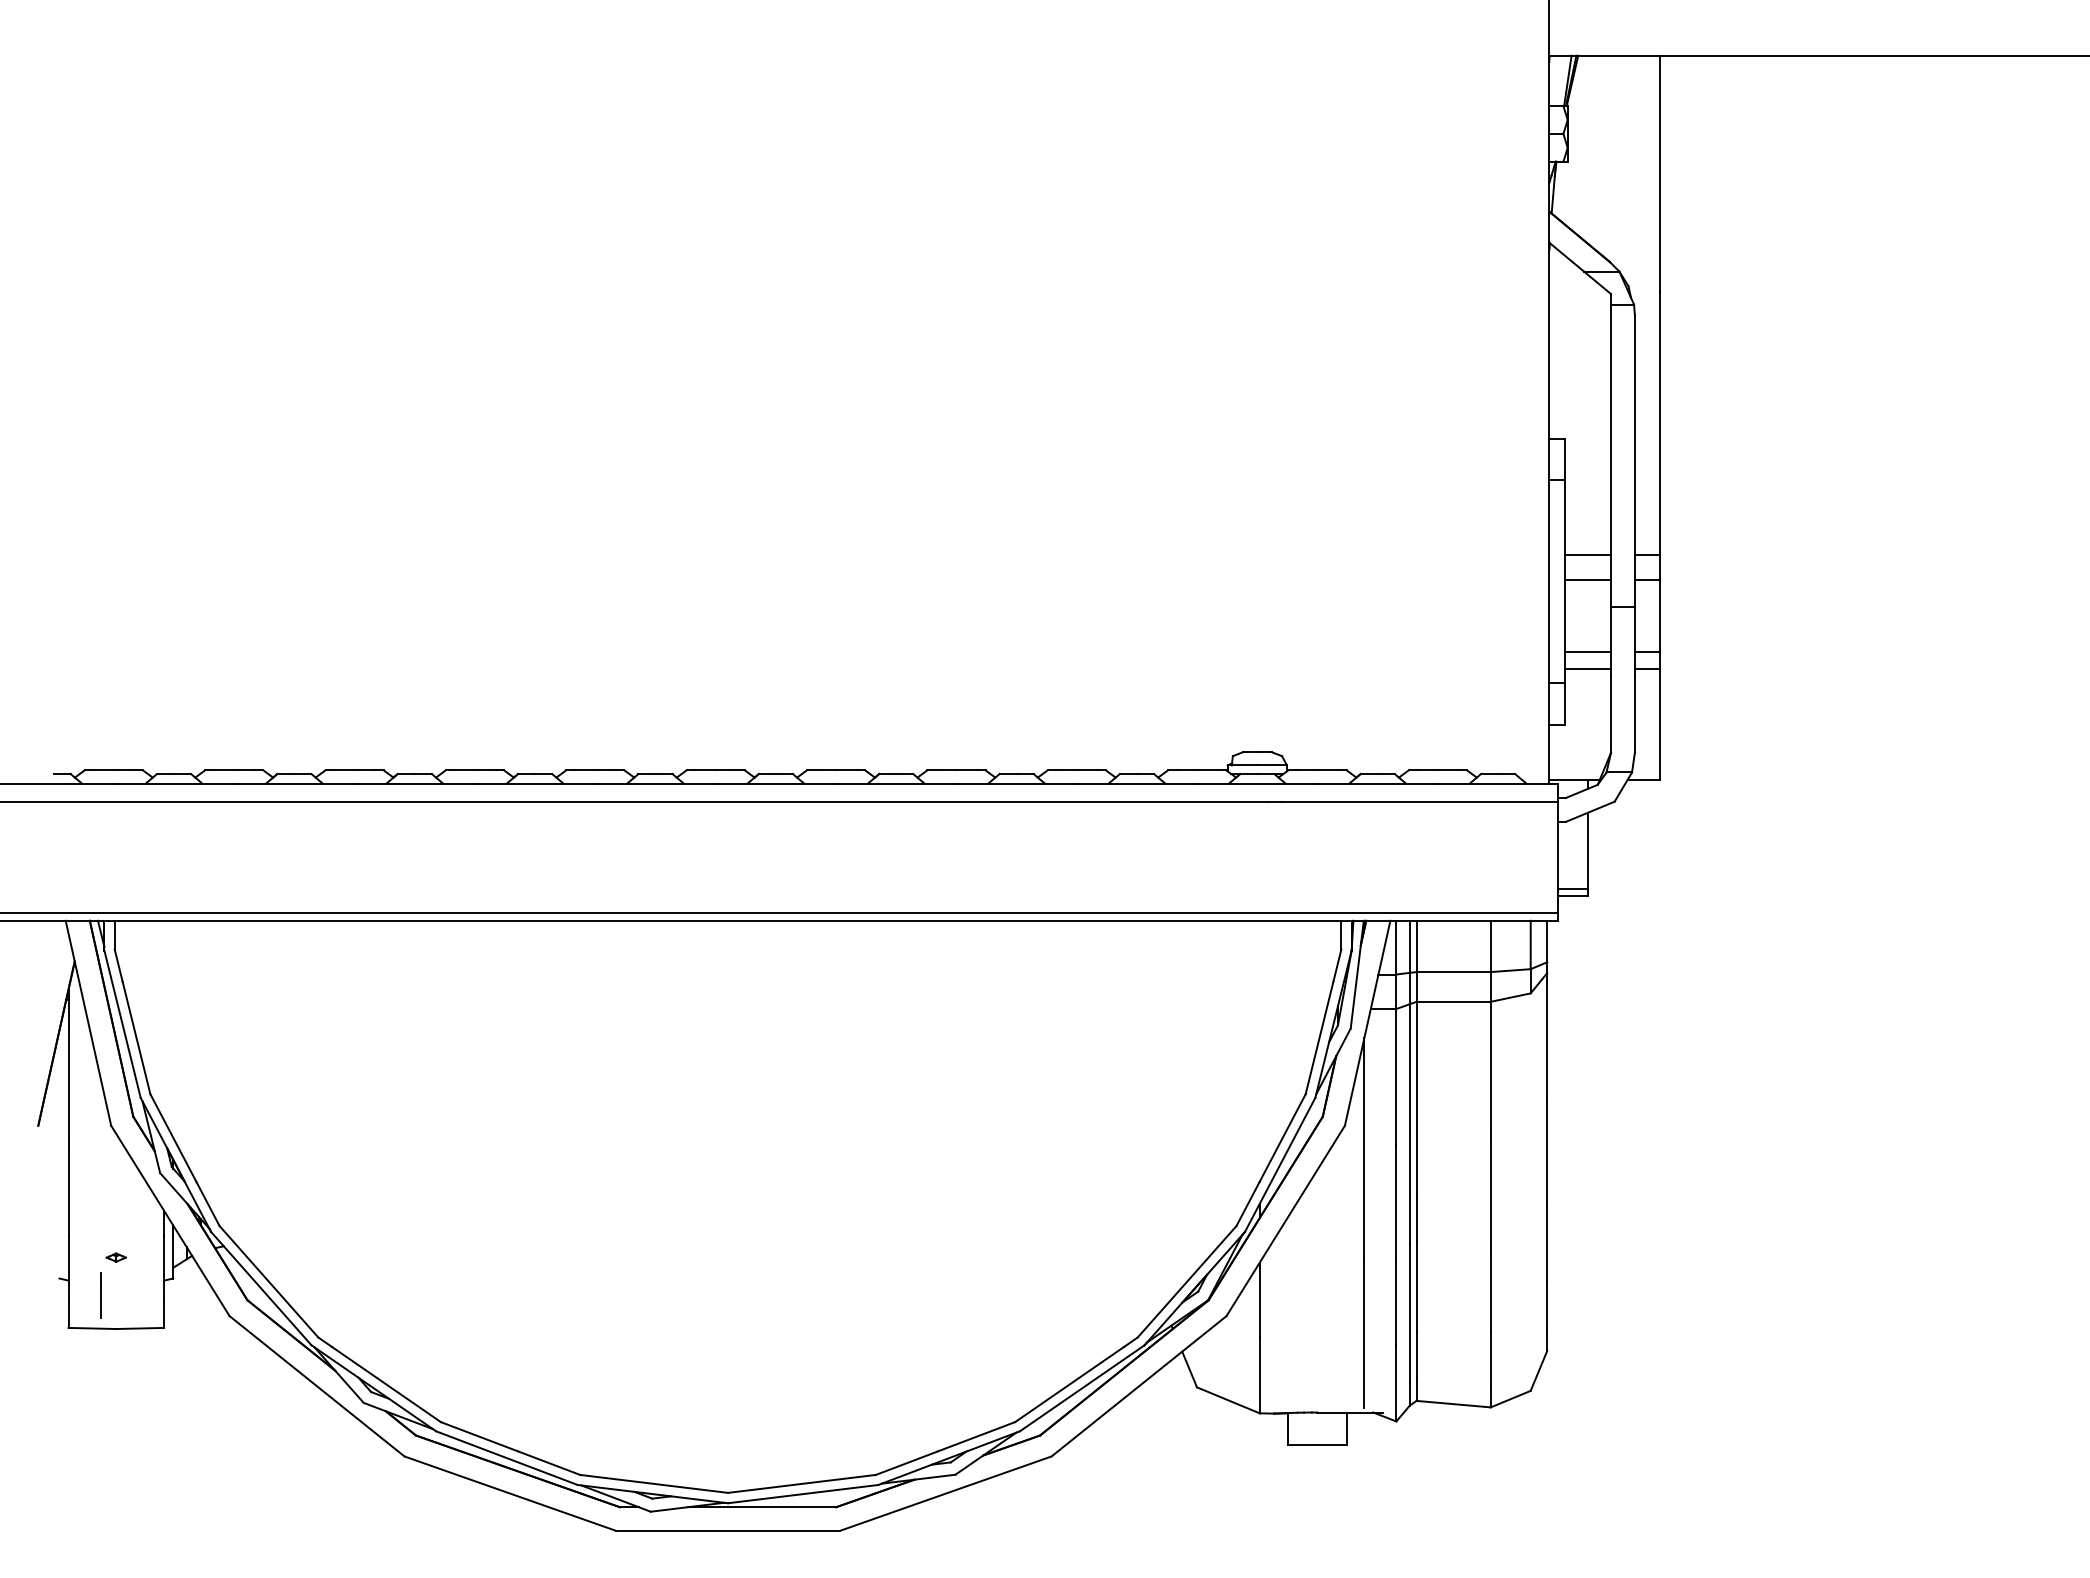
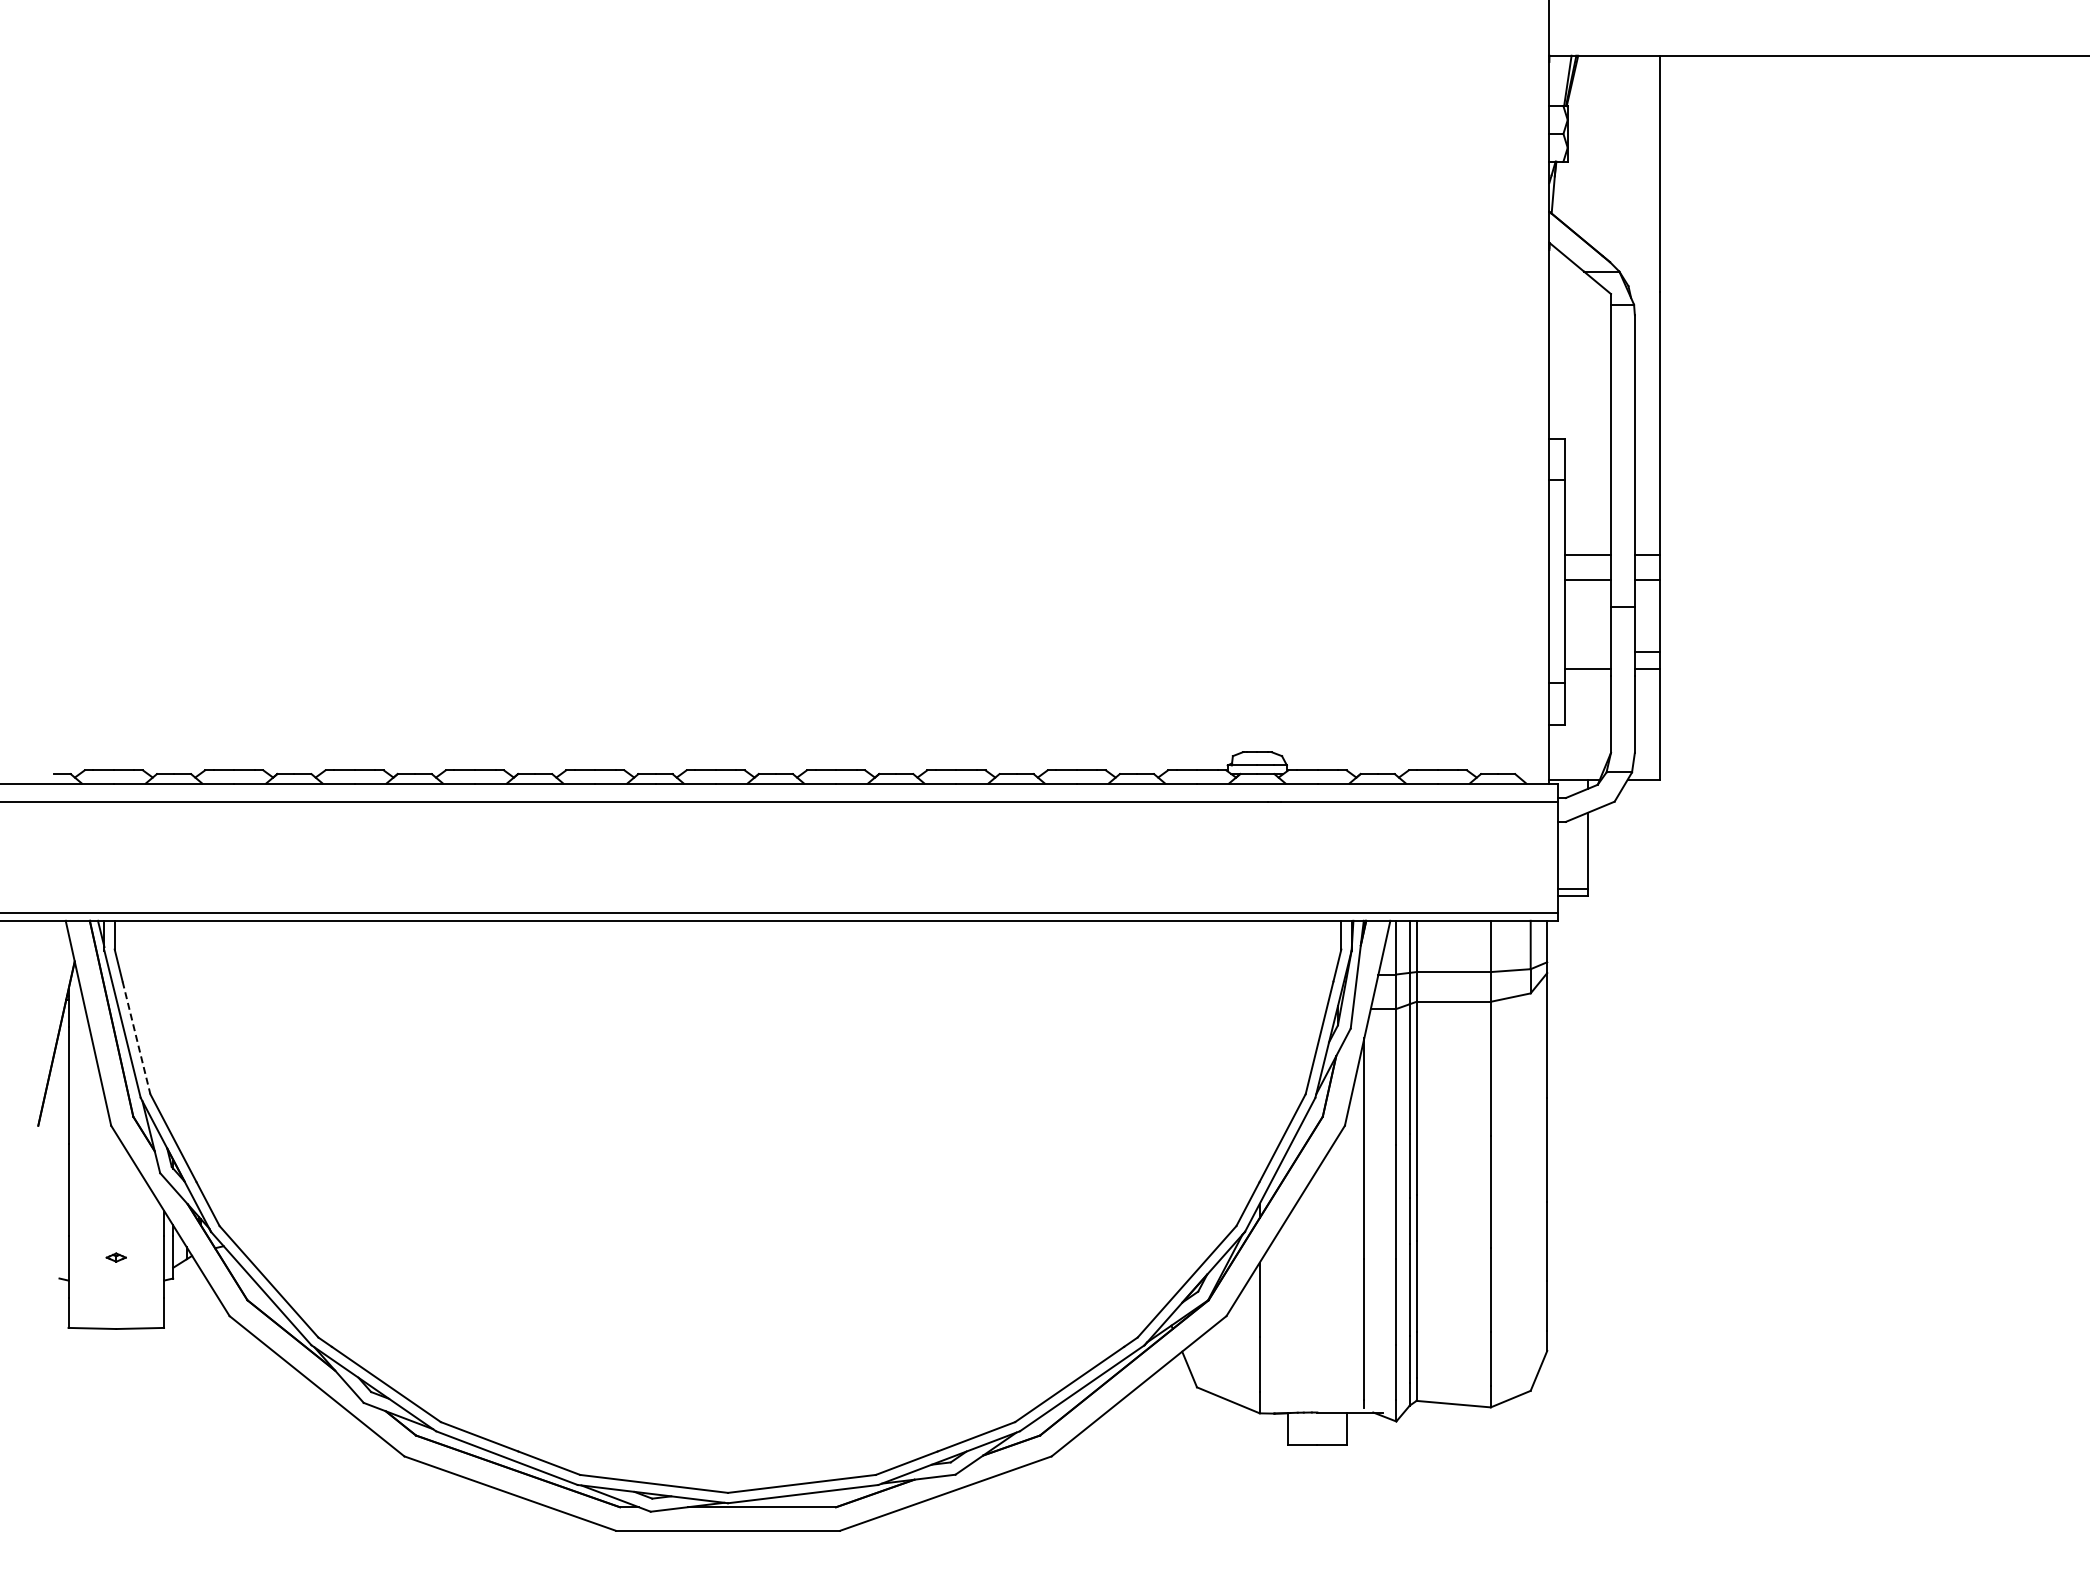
line: present -> none (1587, 651)
line: solid -> dashed (136, 1037)
line: present -> none (100, 1295)
